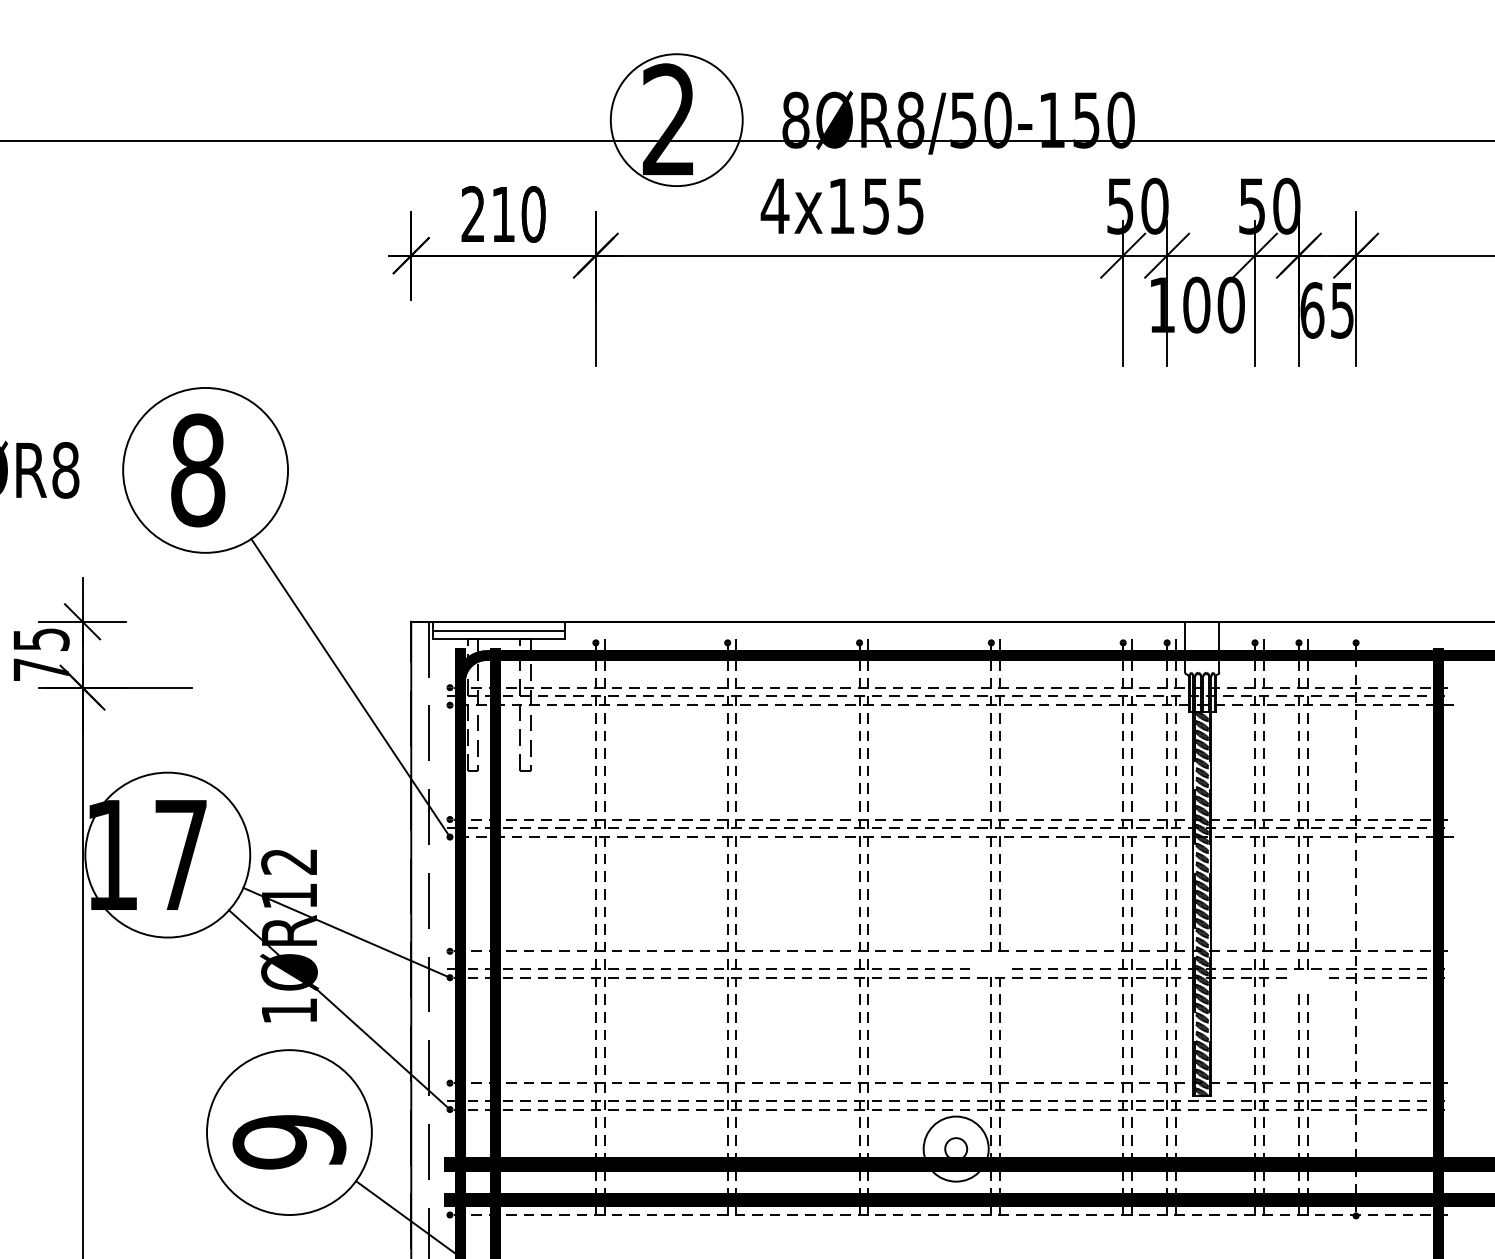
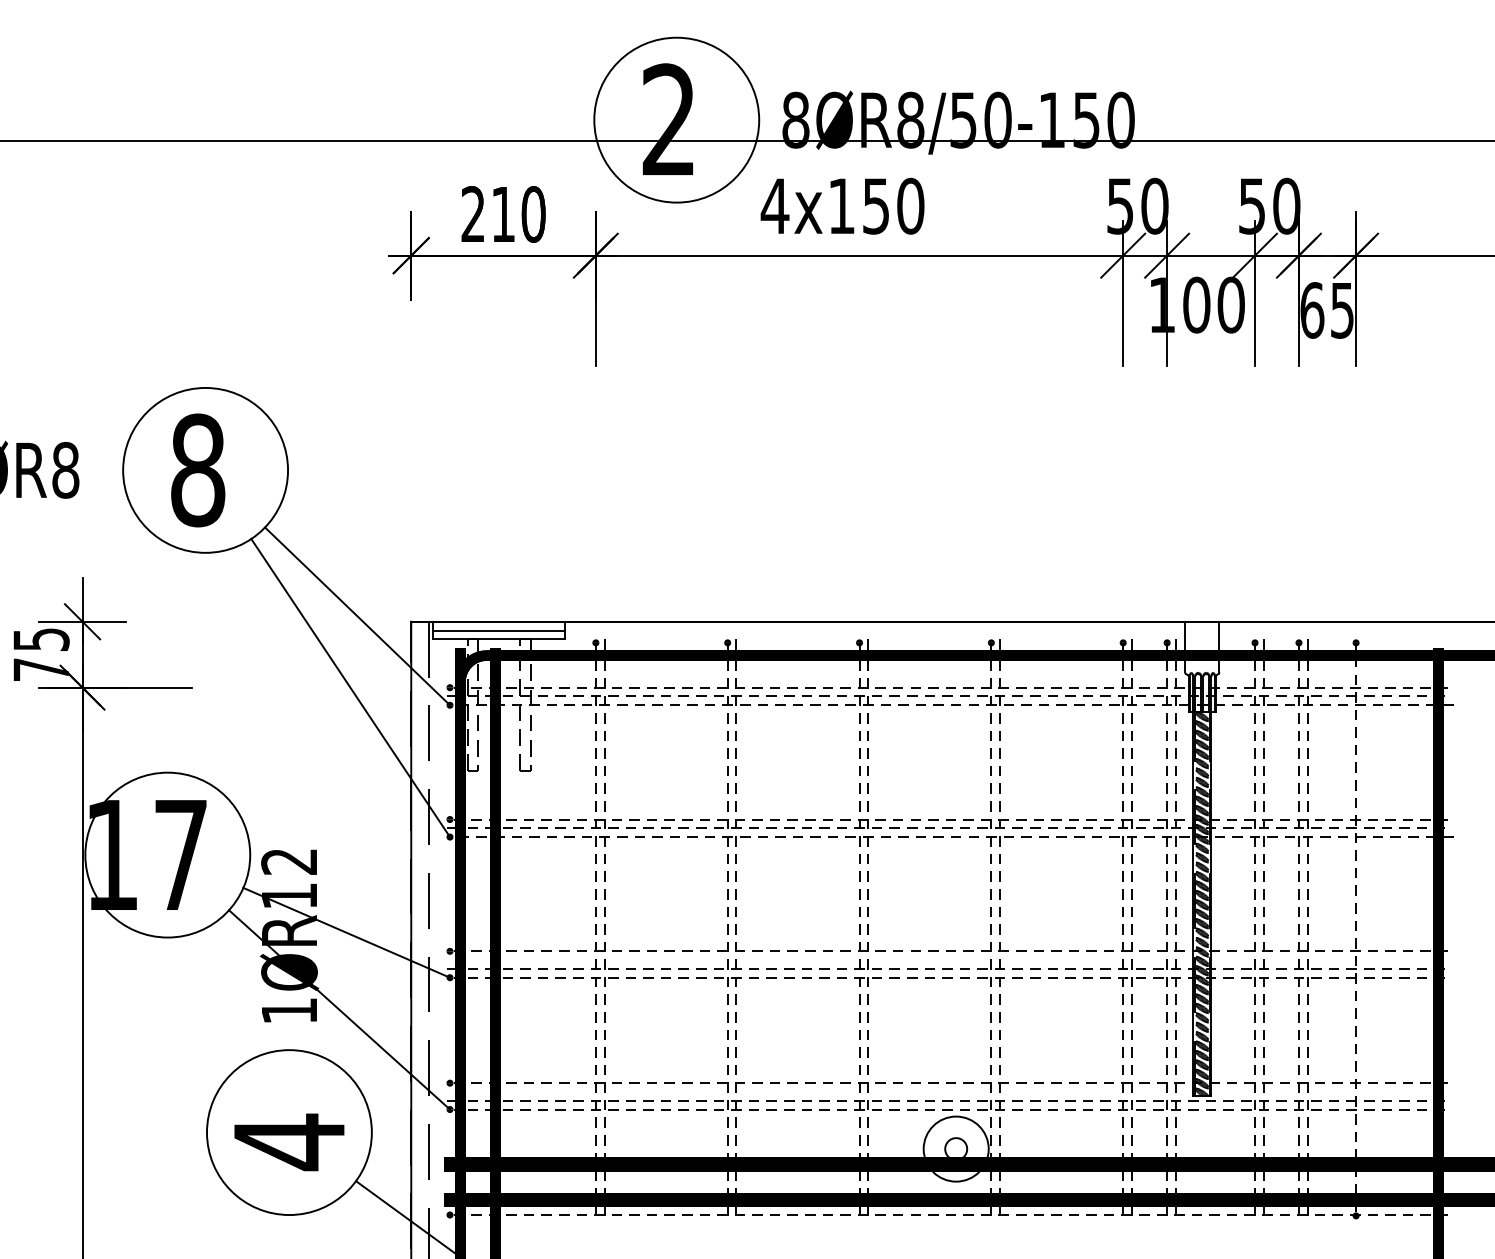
circle diameter: 132 px -> 165 px (676, 119)
text: 4x155 -> 4x150 (910, 205)
line: none -> present (357, 616)
part: none -> present (990, 964)
part: none -> present (1307, 981)
text: 9 -> 4 (289, 1142)
